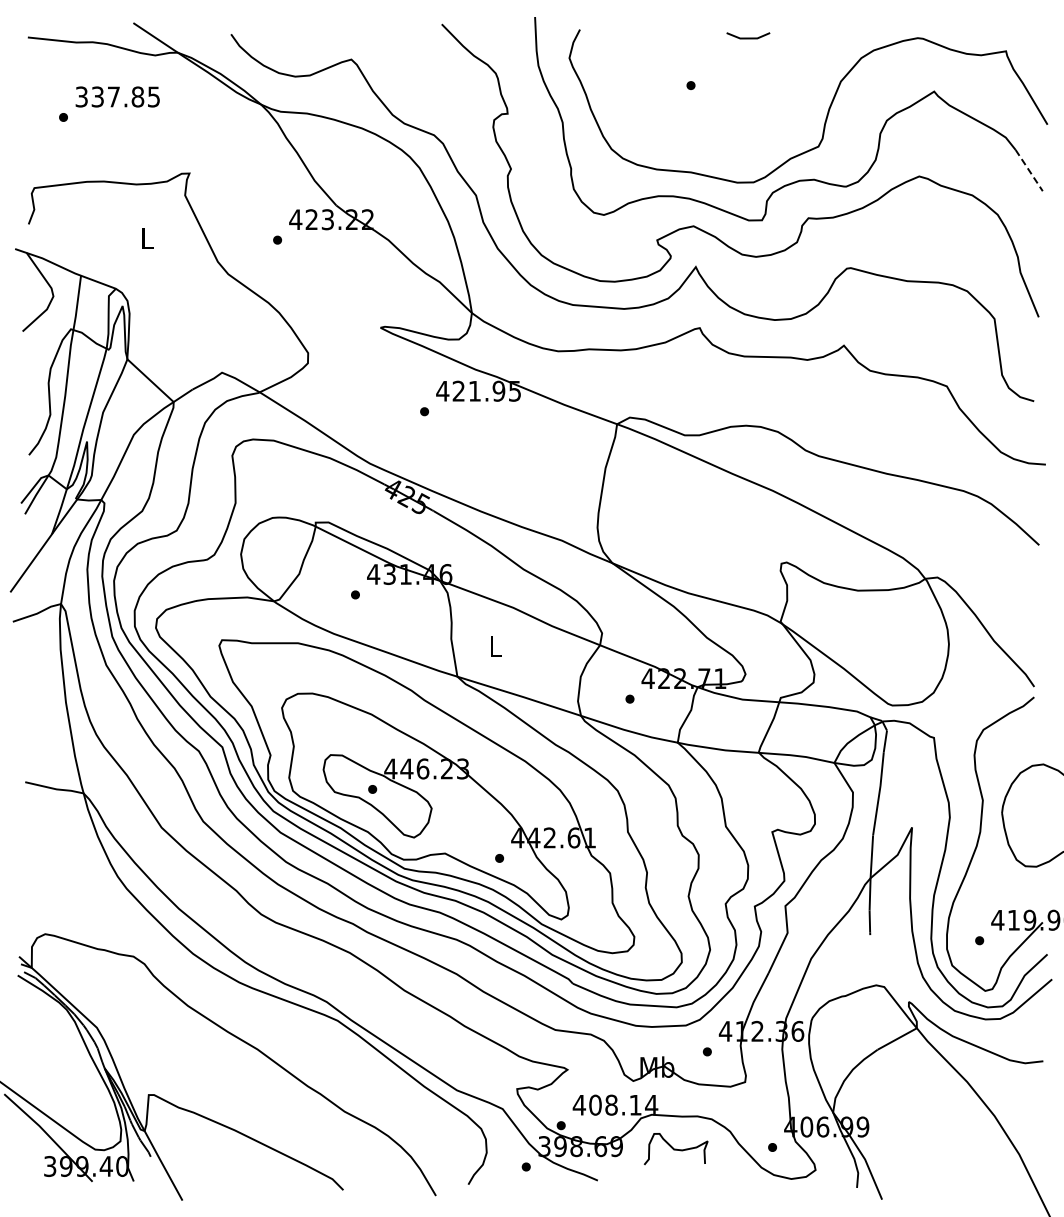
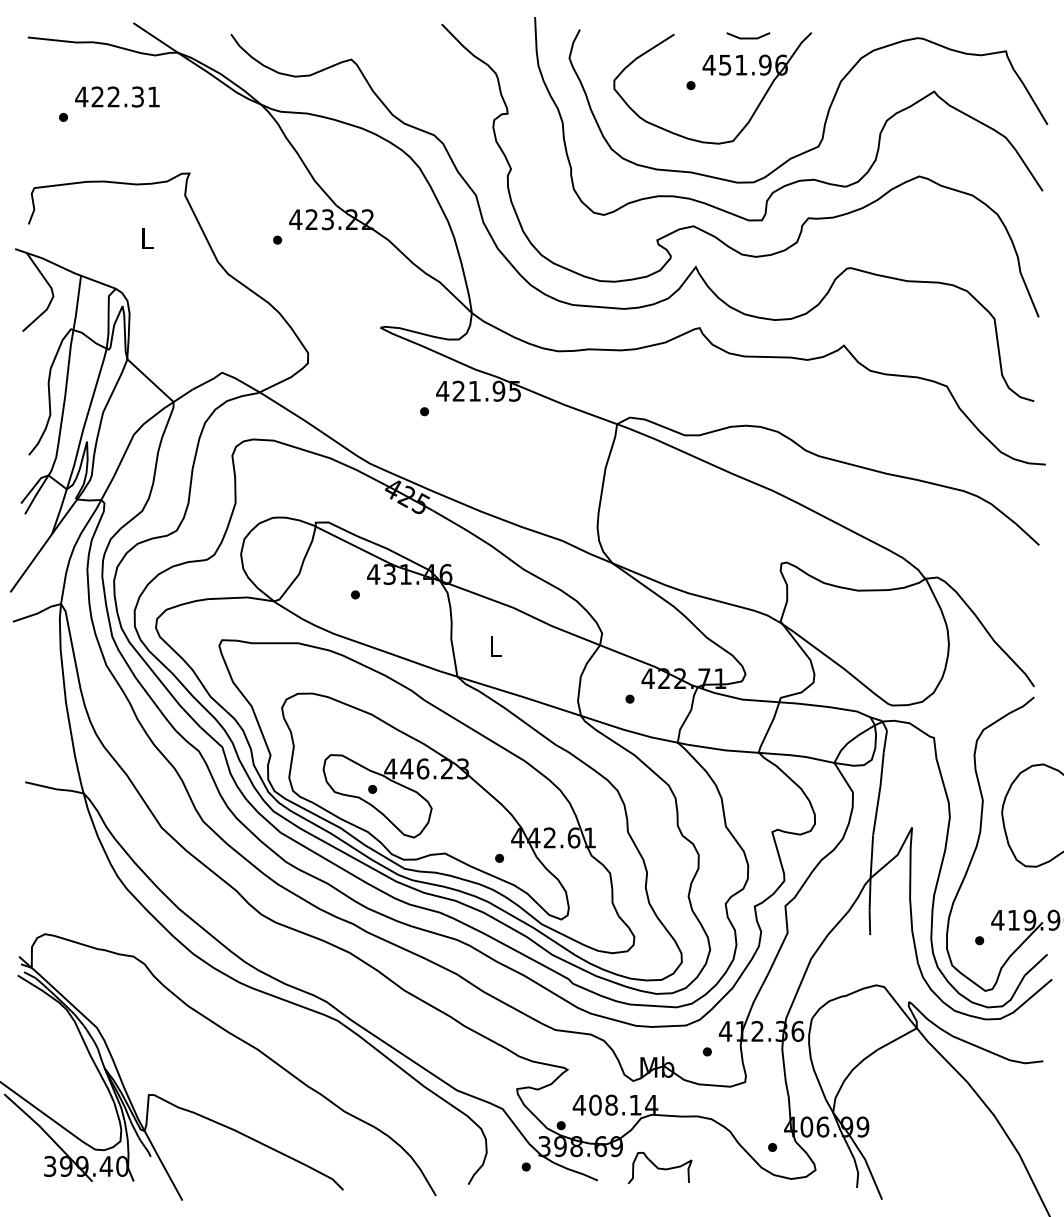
part: none -> present (712, 75)
text: 337.85 -> 422.31 (117, 96)
line: dashed -> solid (1029, 170)
curve position: (675, 1149) -> (659, 1168) (659, 1168)
